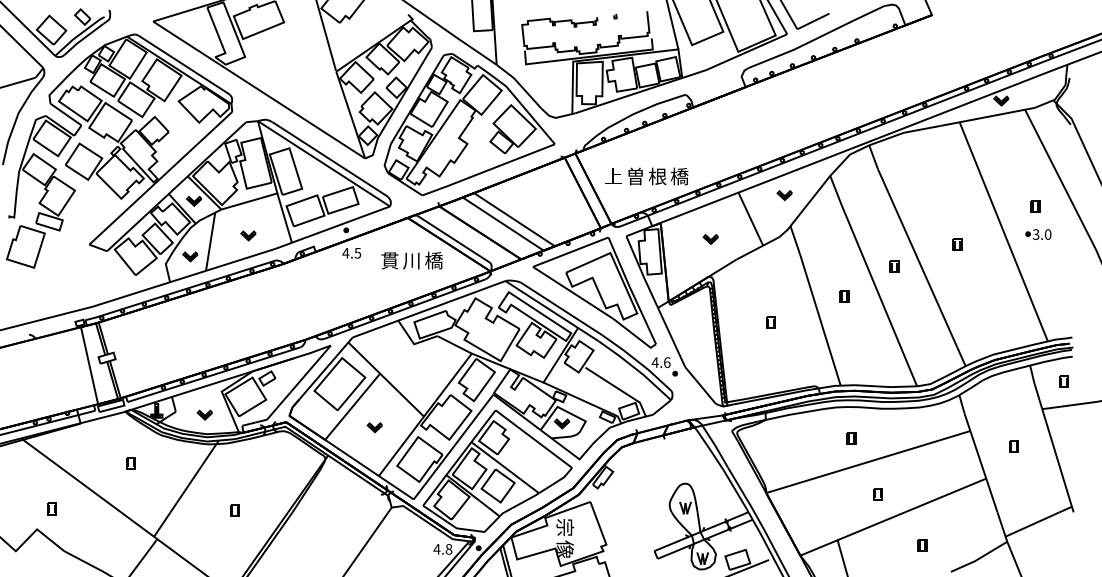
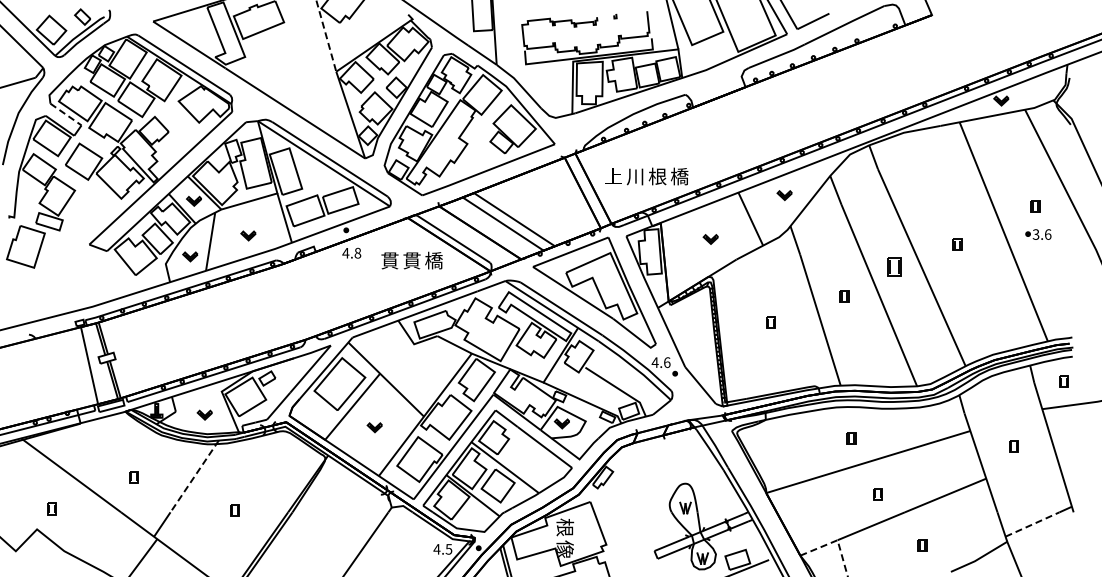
line: solid -> dashed (326, 35)
line: solid -> dashed (66, 114)
text: 曽 -> 川 (634, 176)
text: 3.0 -> 3.6 (1048, 234)
text: 4.5 -> 4.8 (357, 252)
text: 川 -> 貫 (411, 260)
part size: 11x13 px -> 15x20 px (894, 266)
part position: (130, 463) -> (133, 477) (133, 477)
line: solid -> dashed (194, 476)
line: solid -> dashed (1032, 524)
text: 宗 -> 根 (565, 527)
line: solid -> dashed (836, 540)
text: 4.8 -> 4.5 (448, 549)
